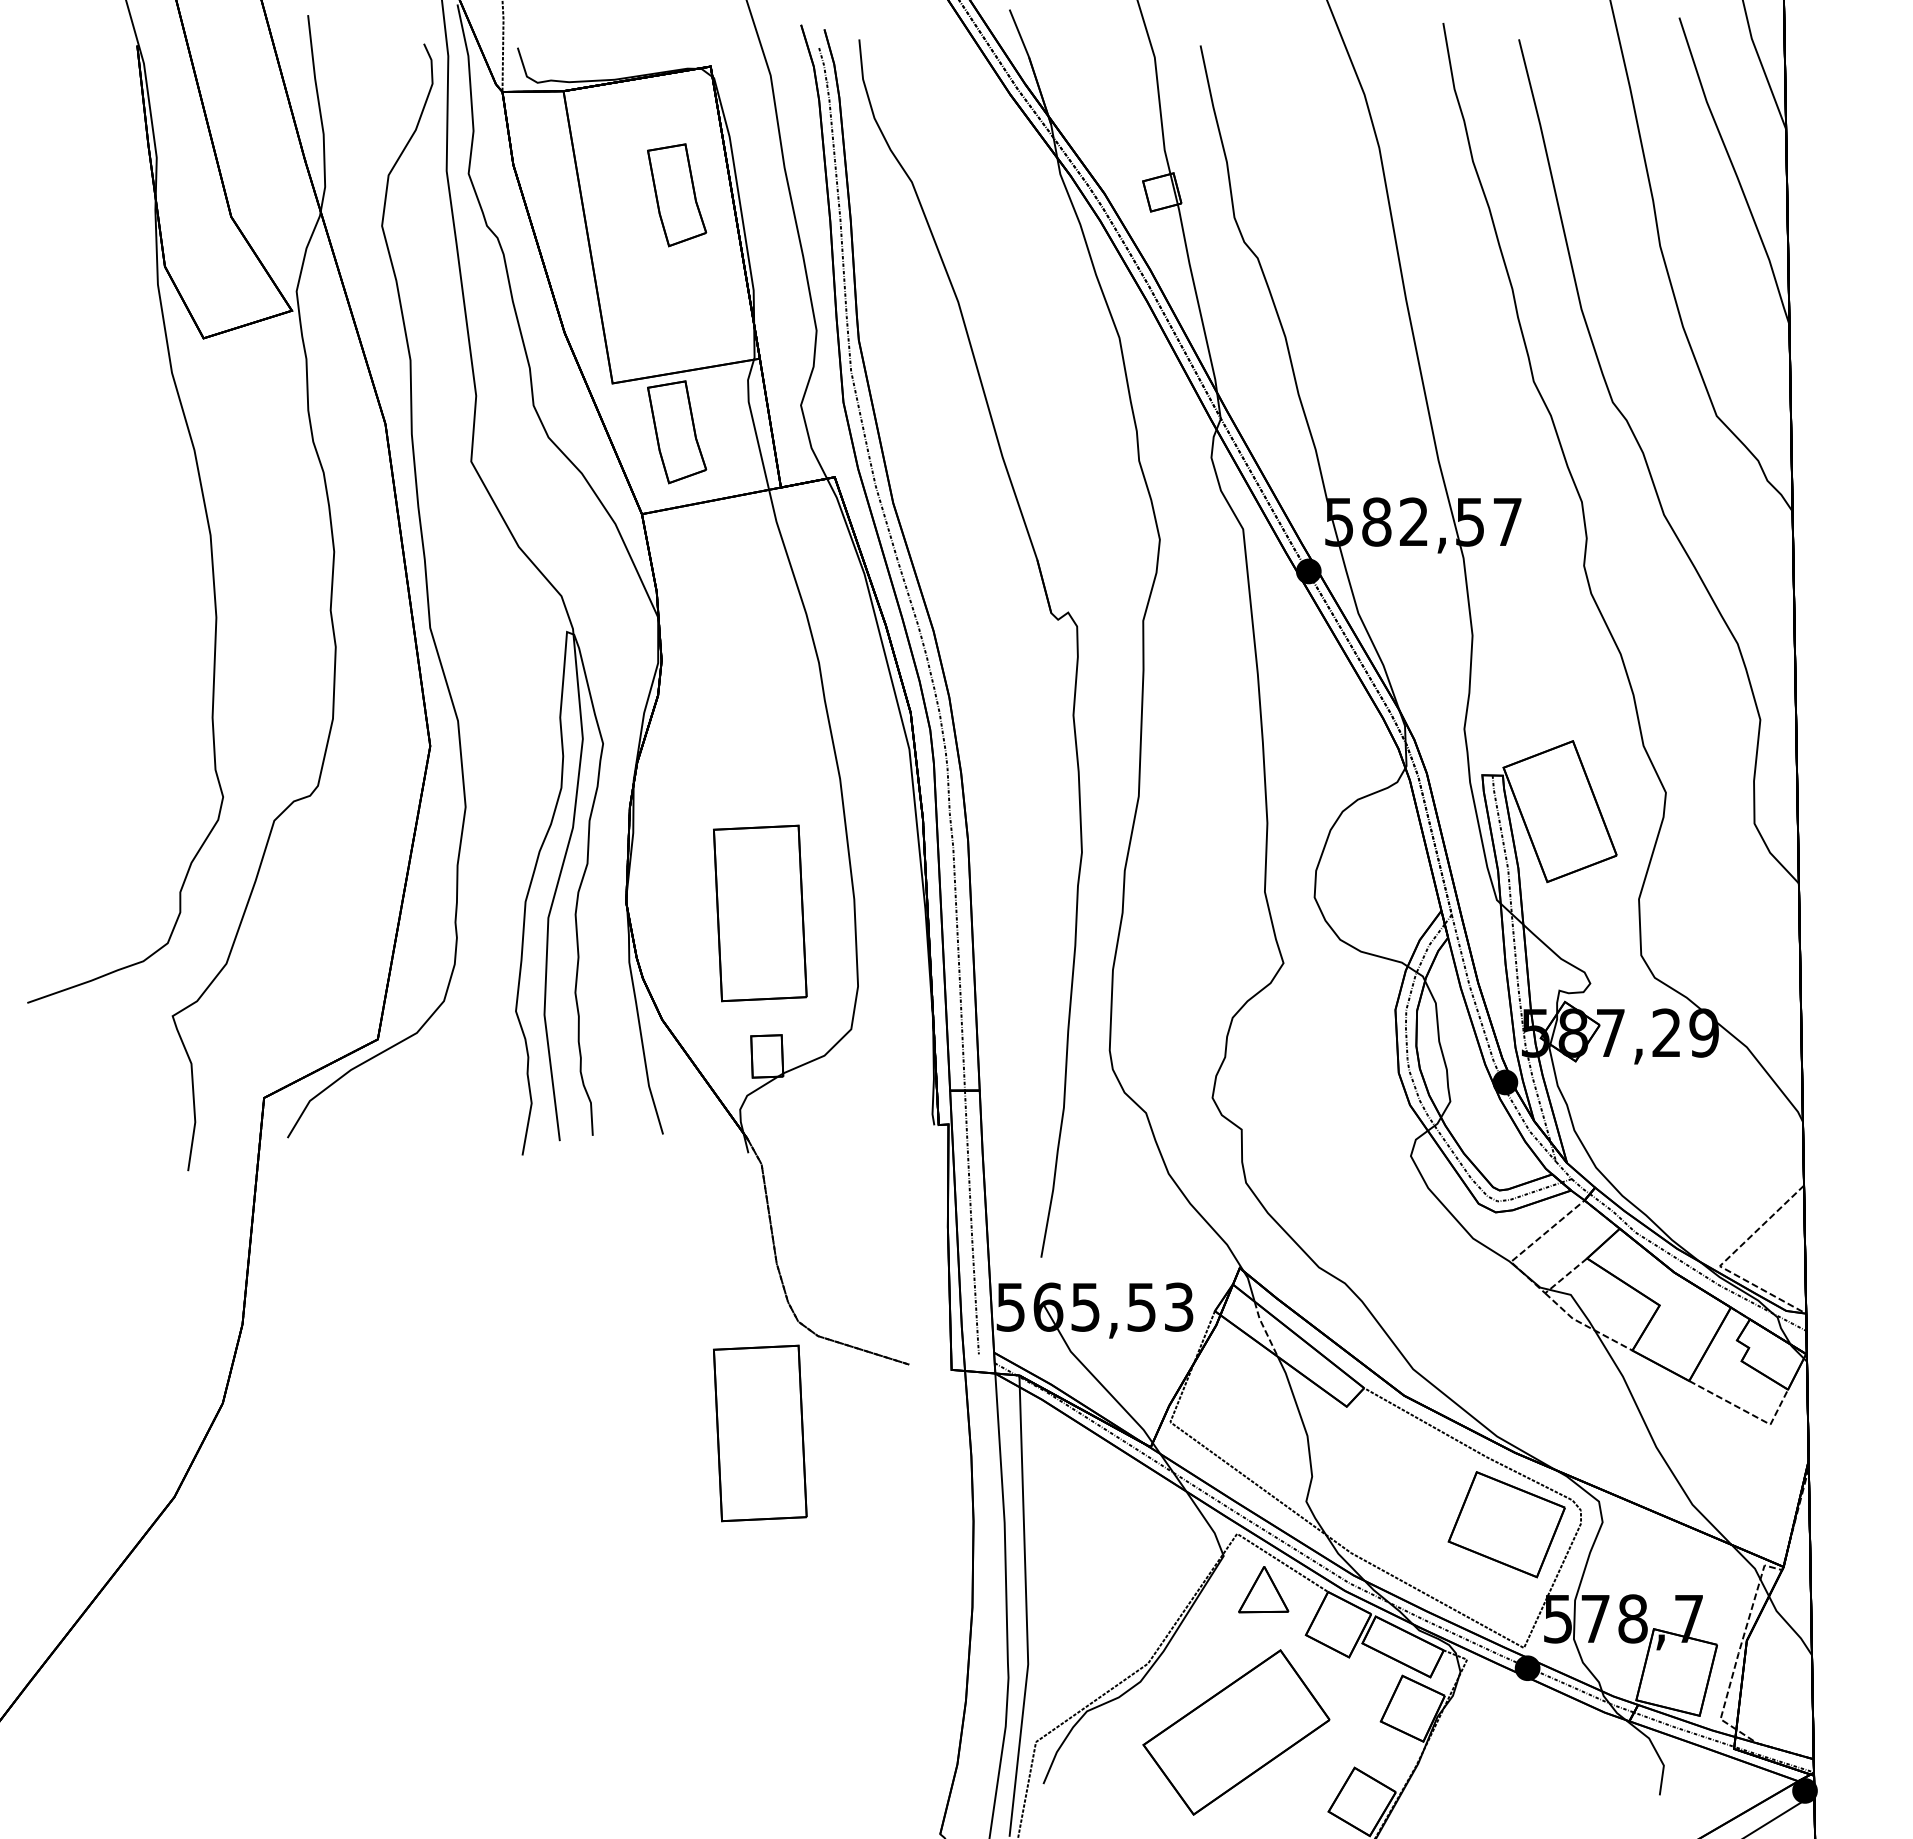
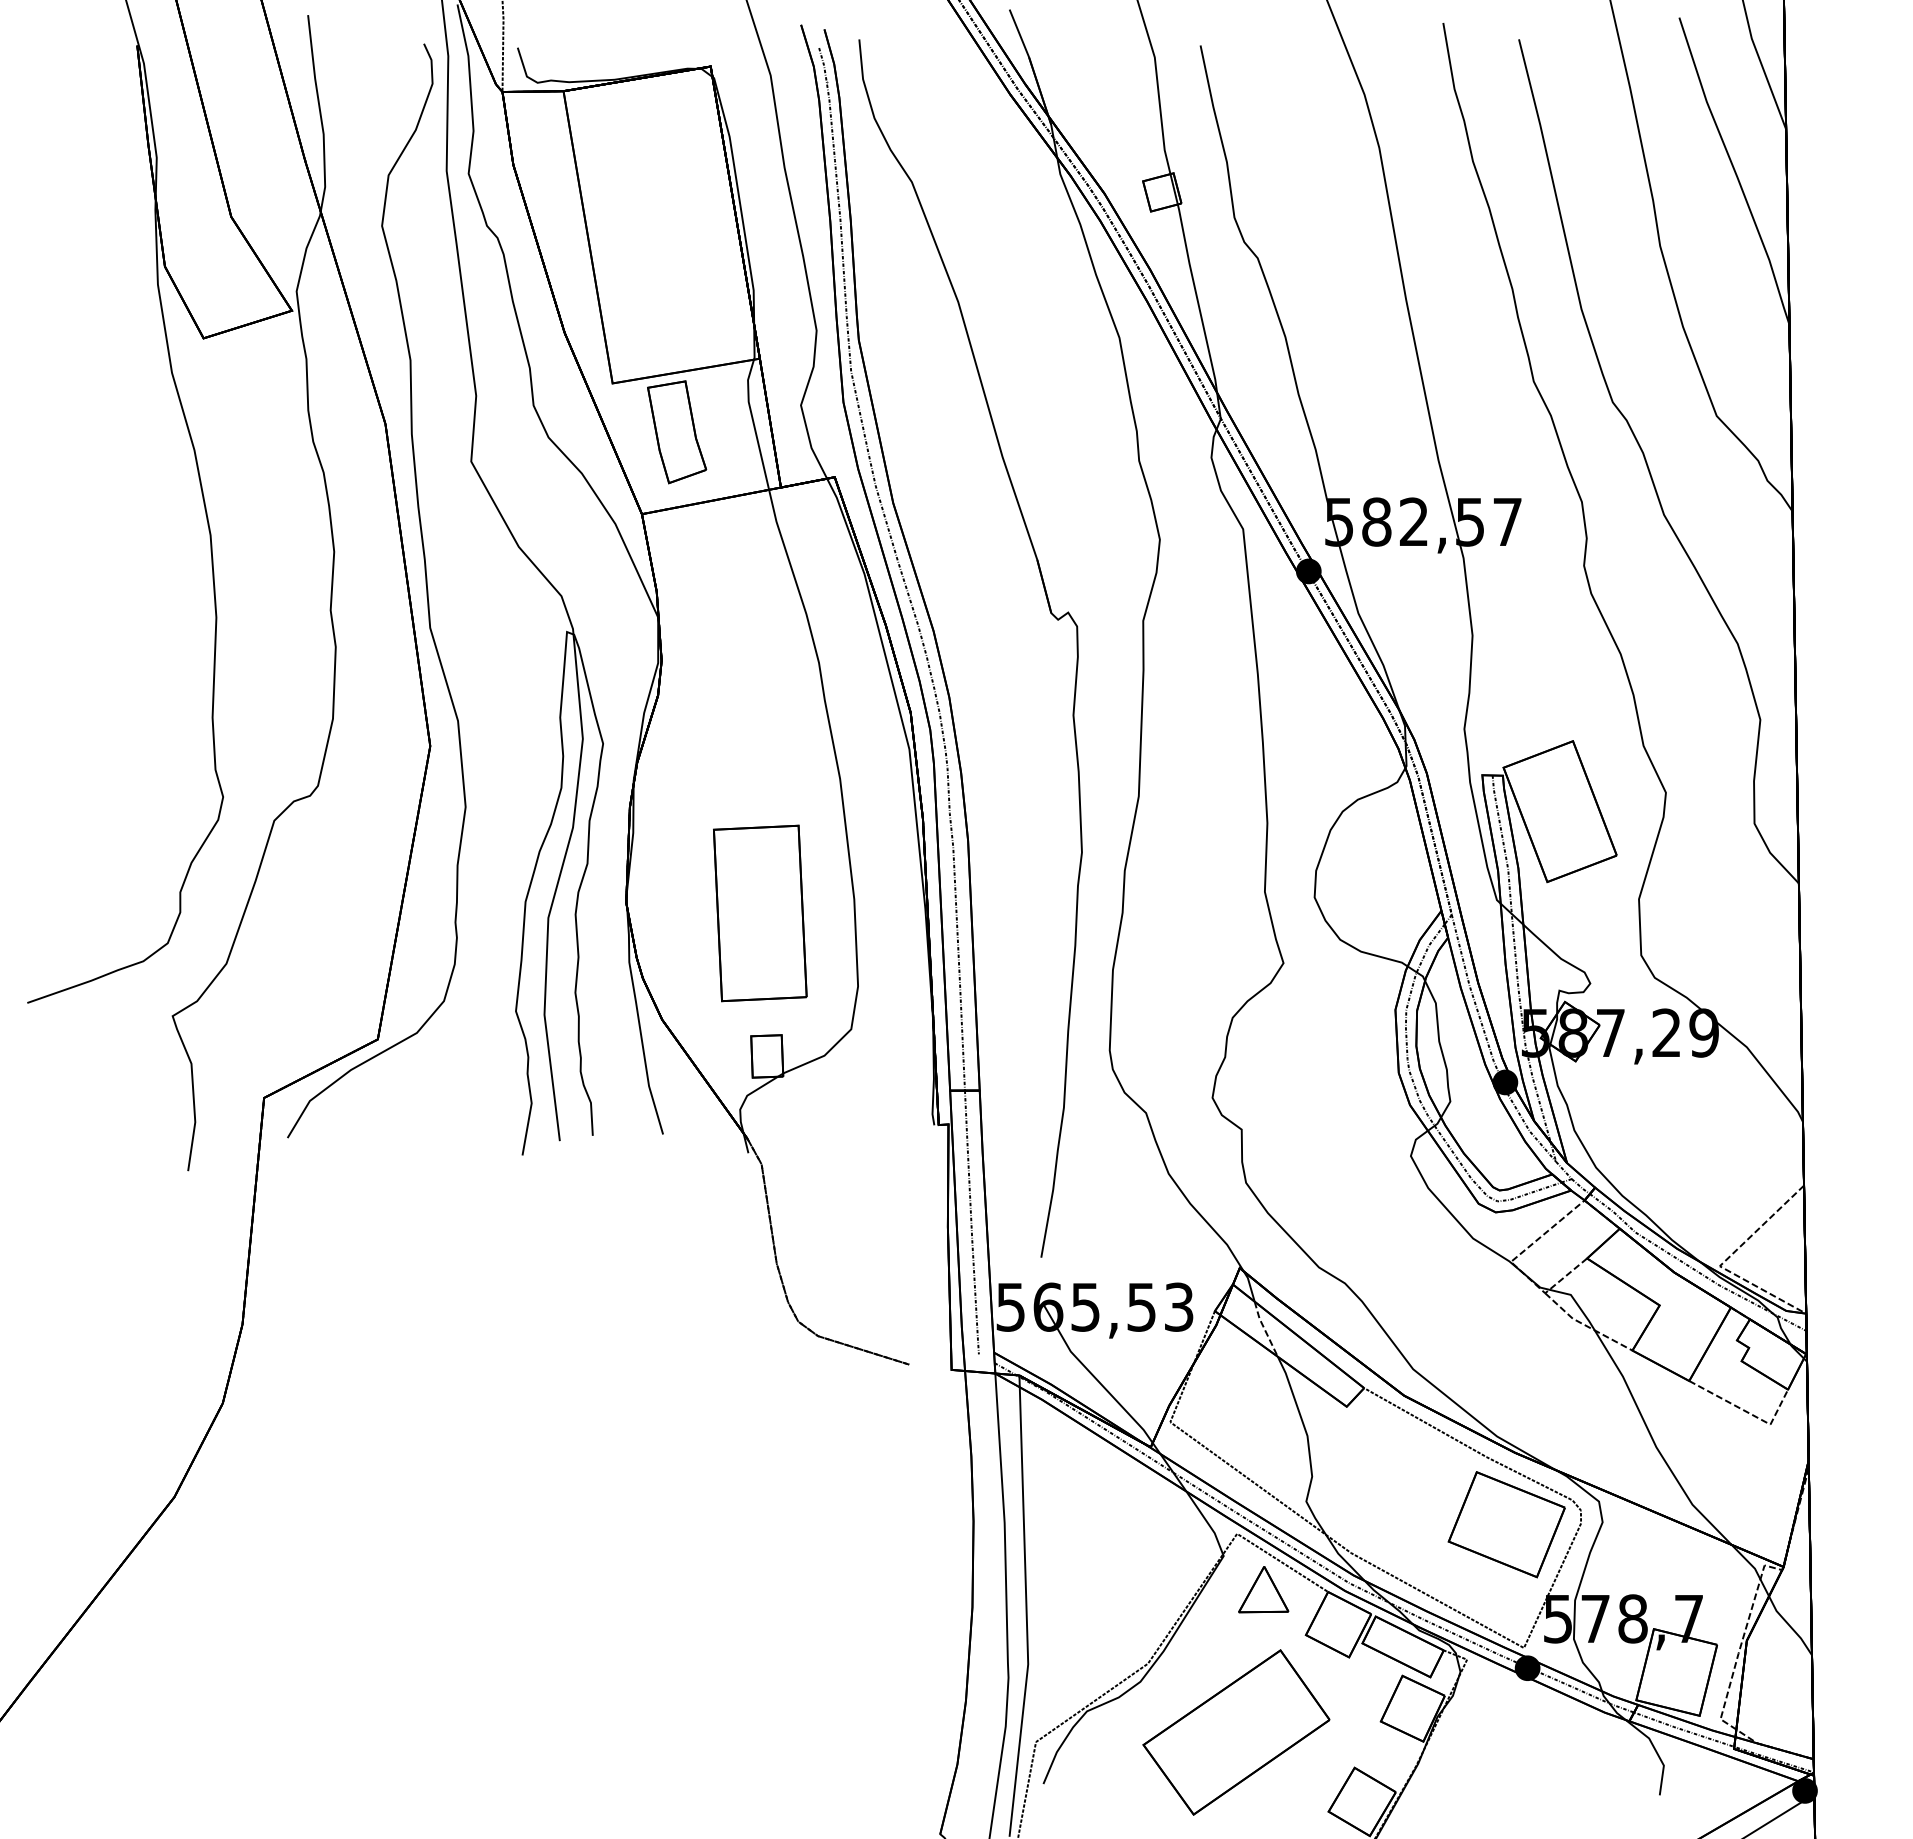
part: present -> none (677, 195)
part: present -> none (760, 1433)
